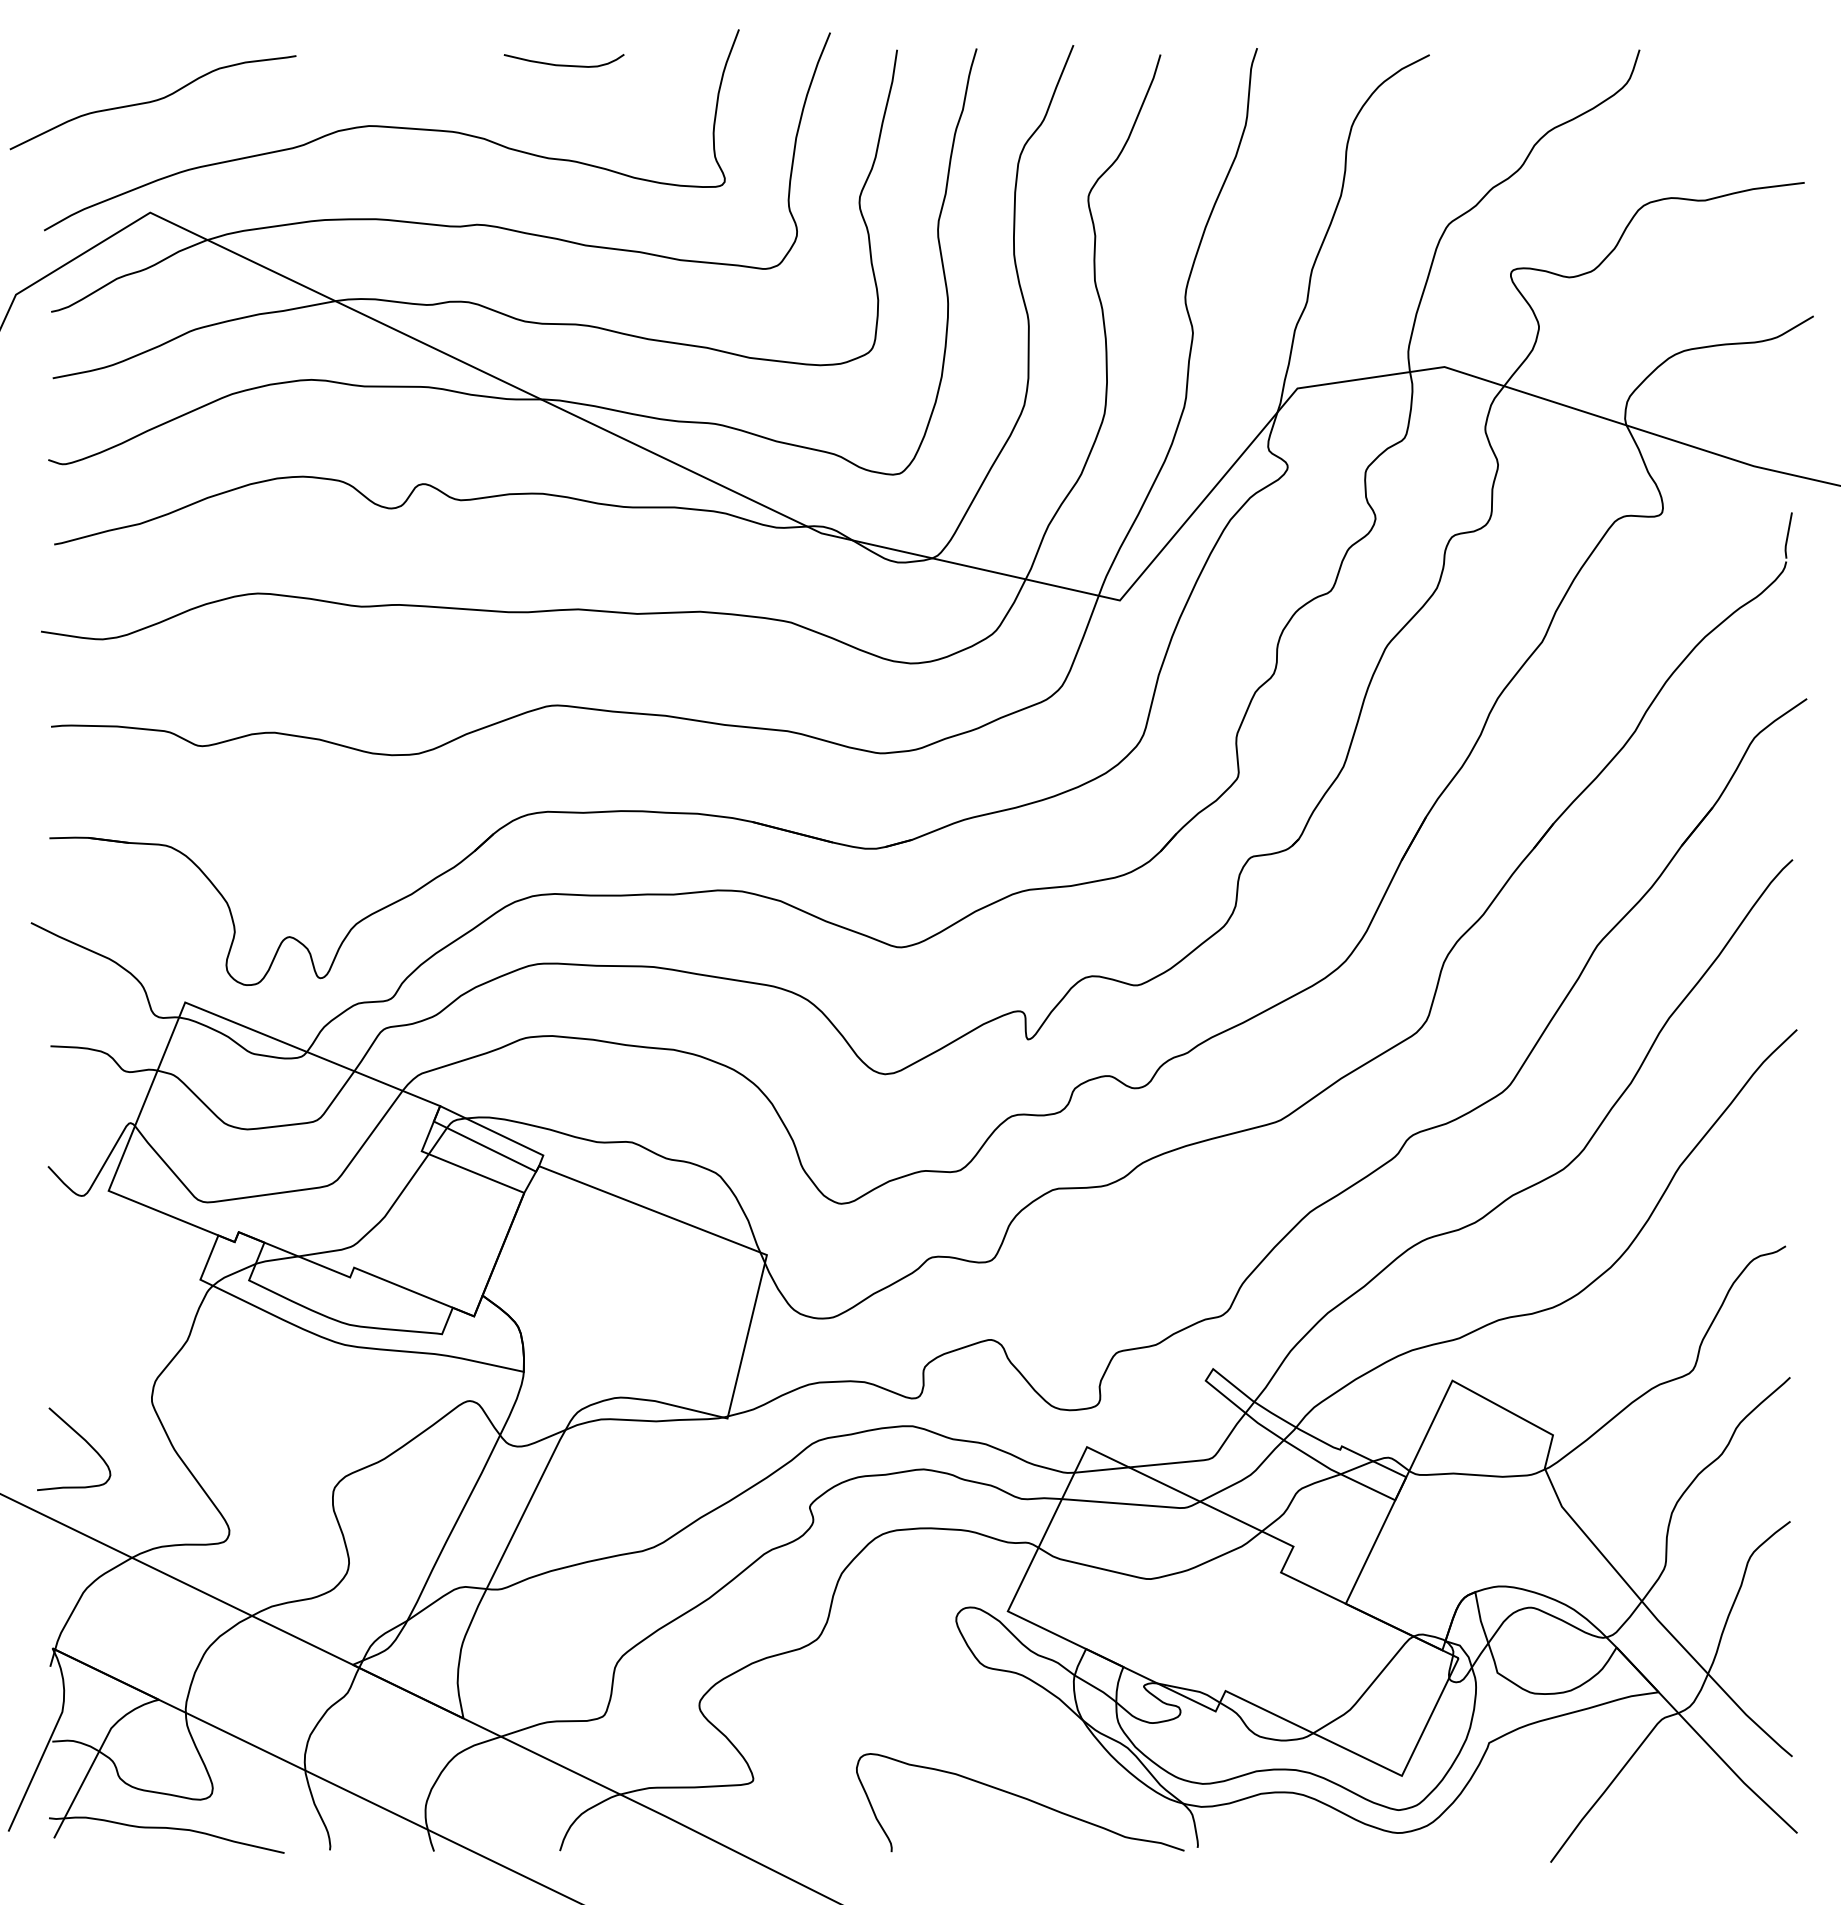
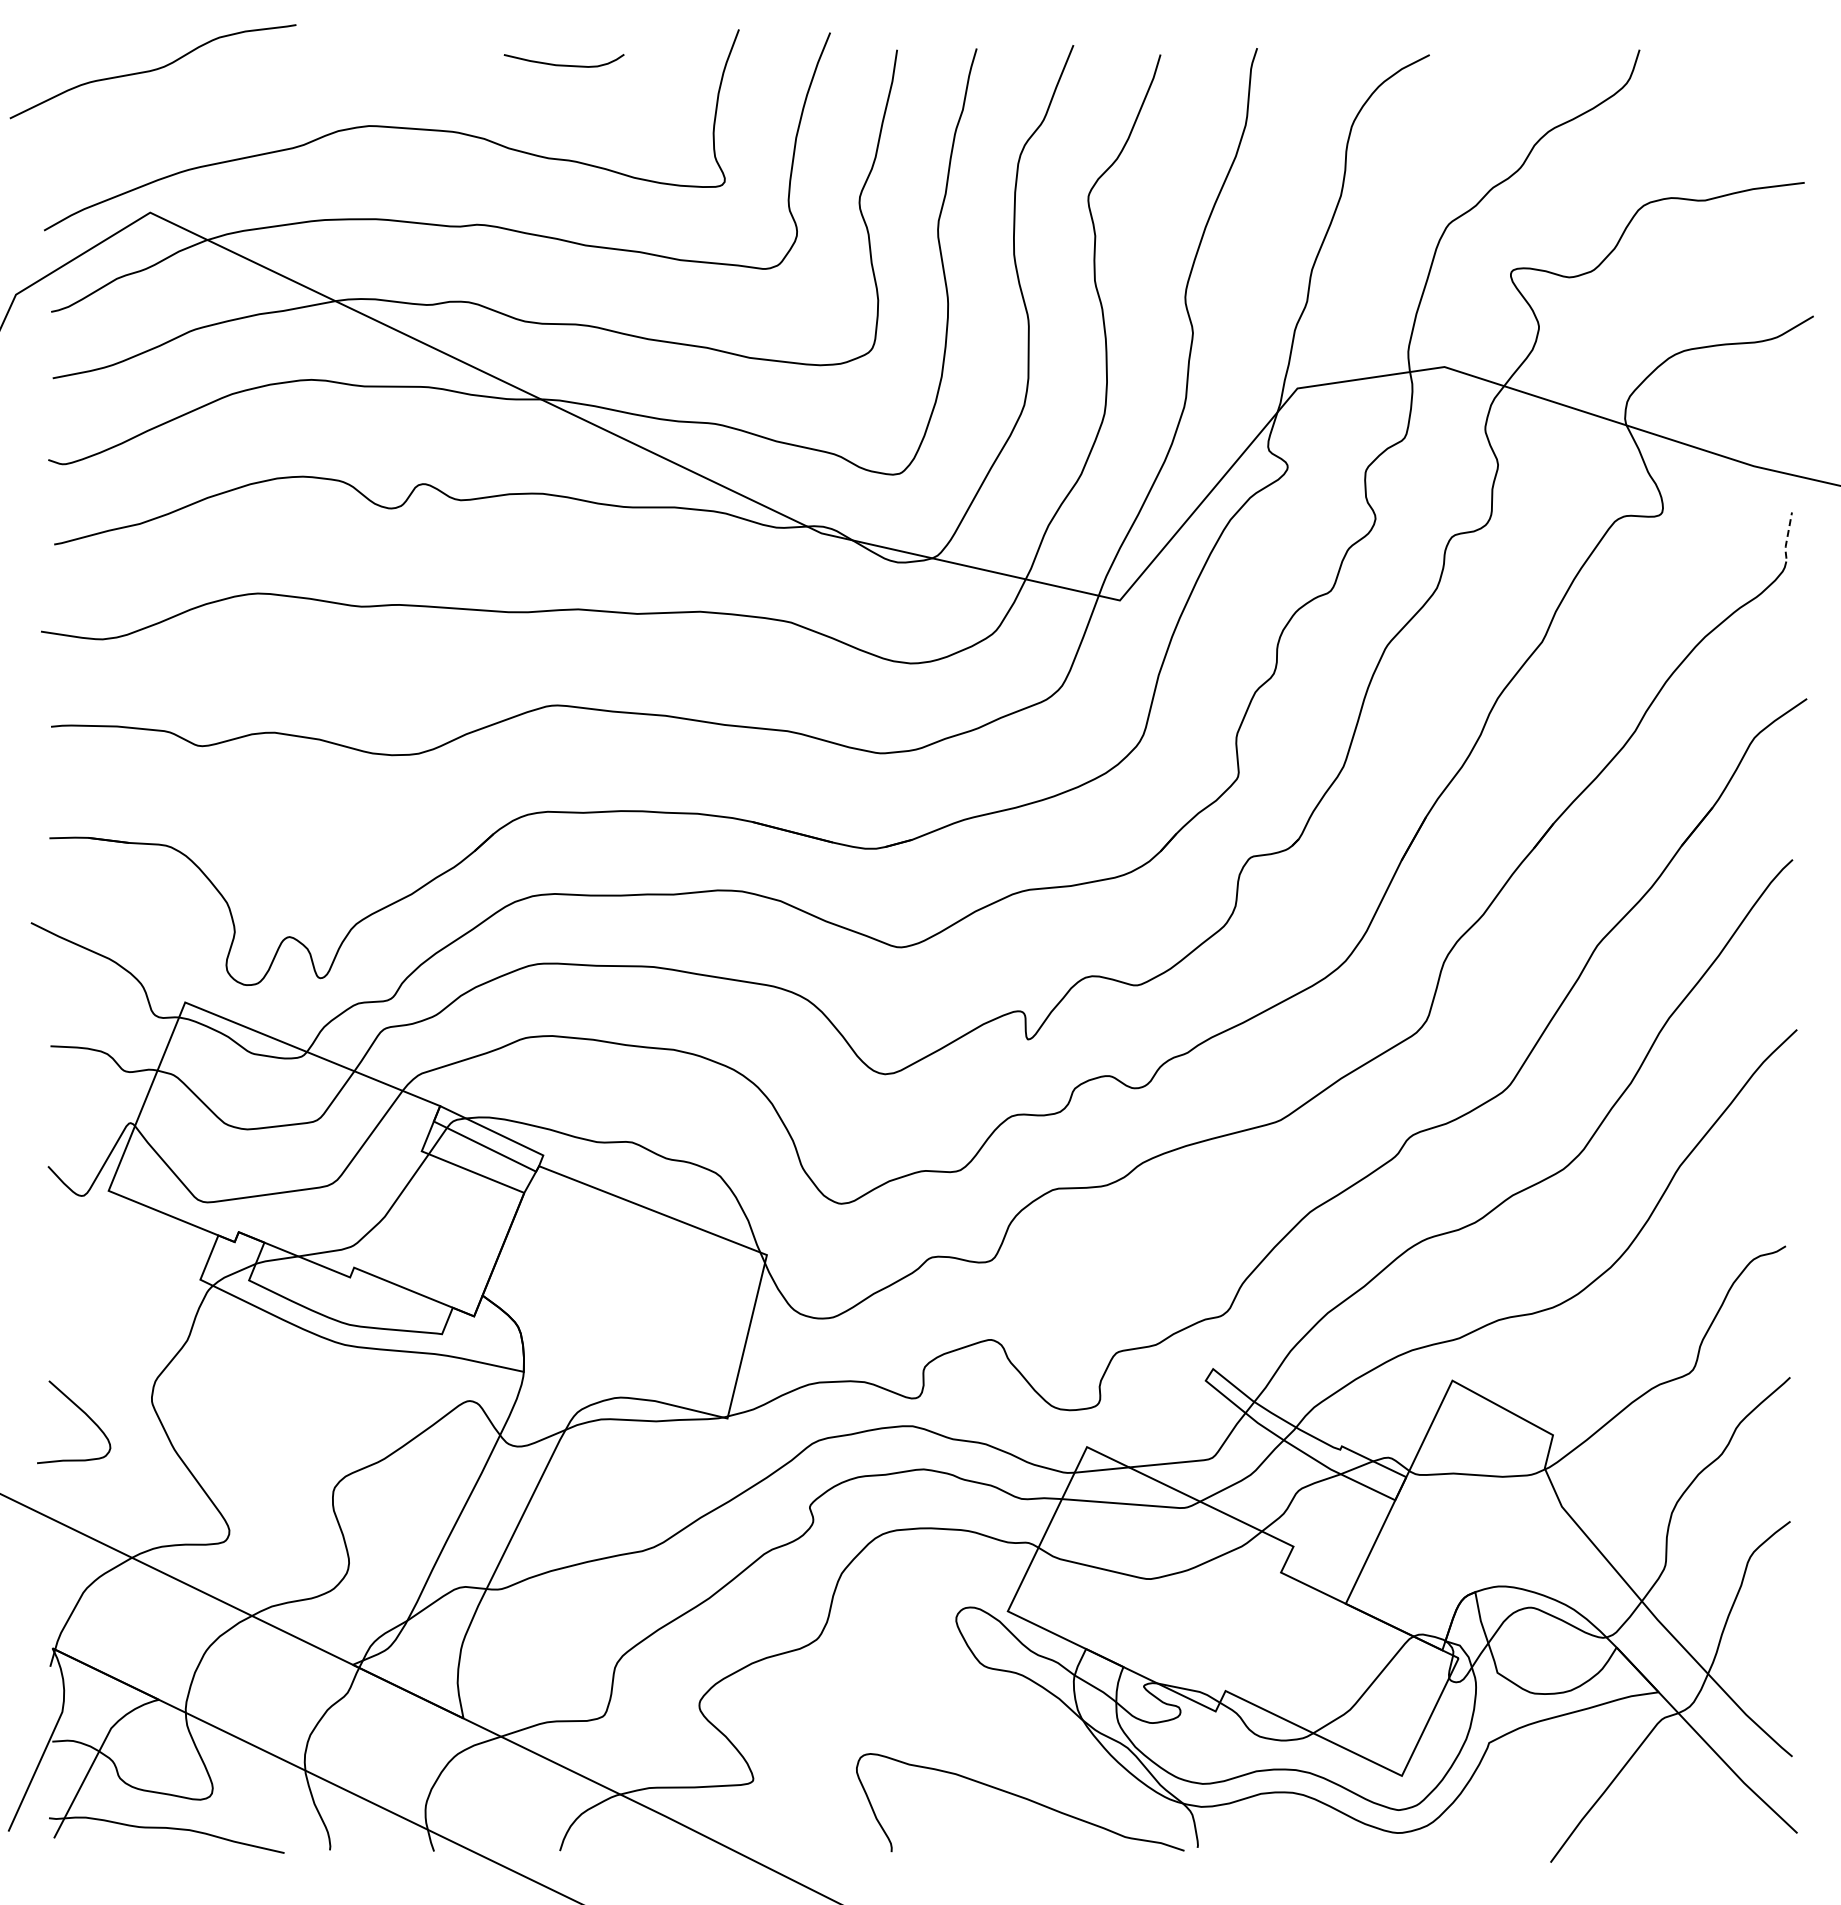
curve position: (152, 102) -> (152, 71) (152, 71)
line: solid -> dashed (1787, 536)
curve position: (82, 1439) -> (82, 1412) (82, 1412)
